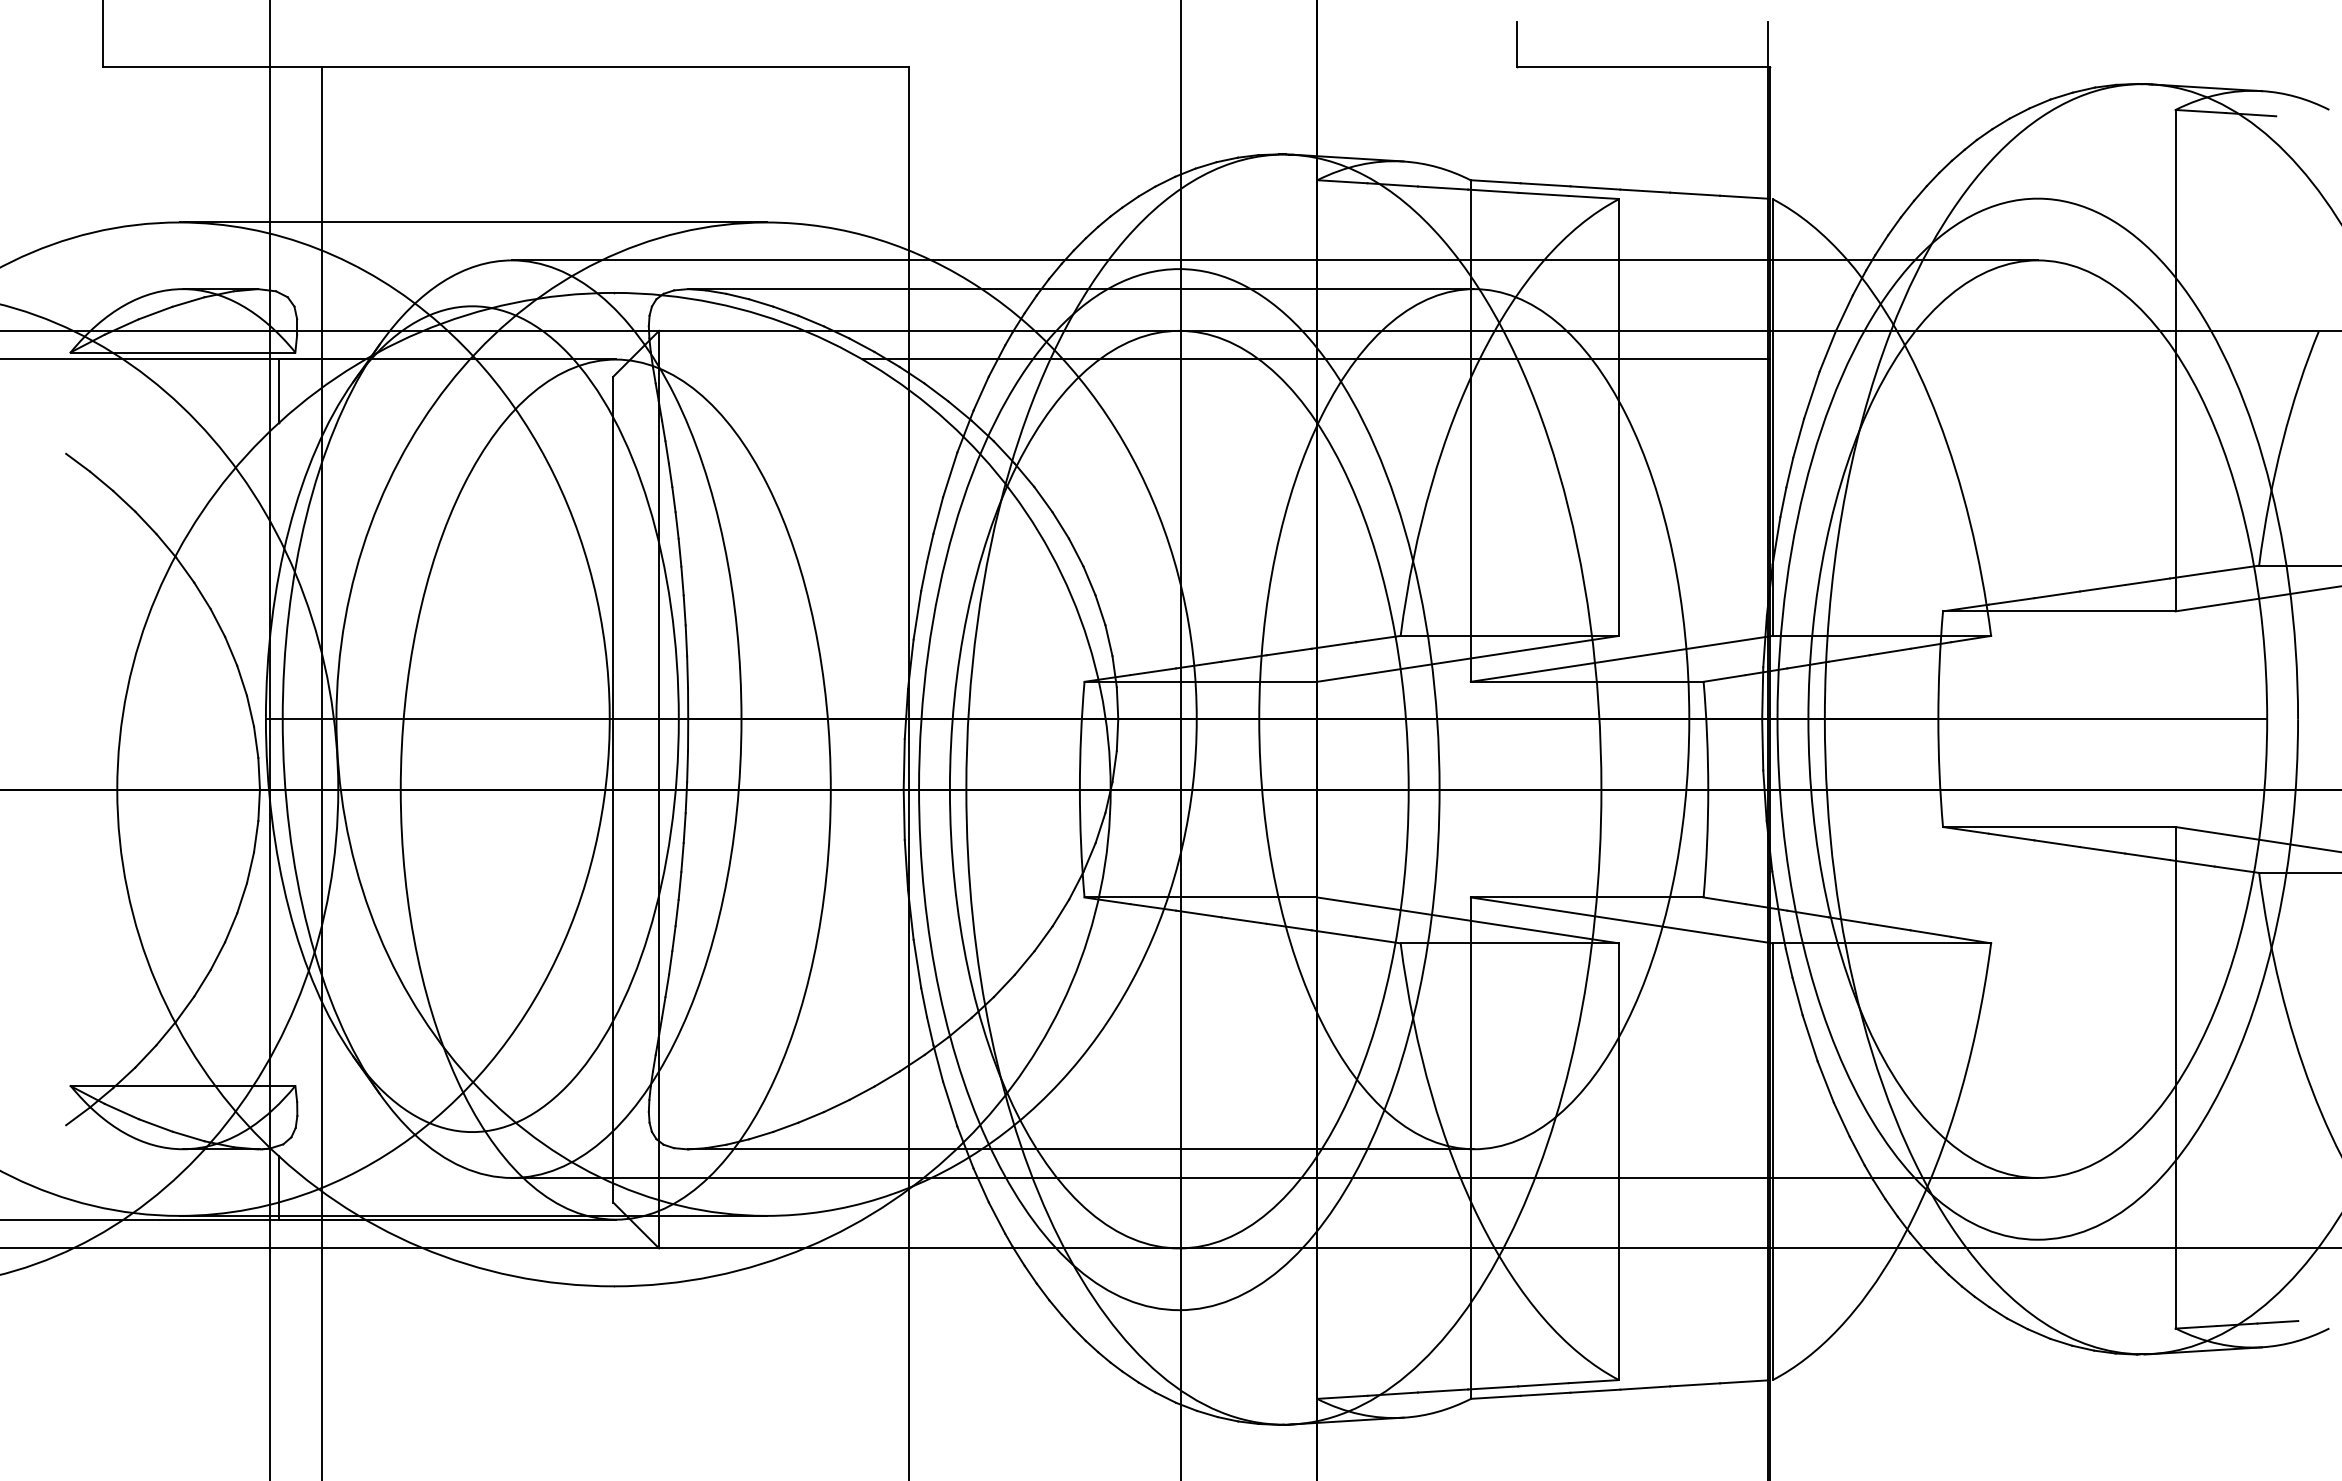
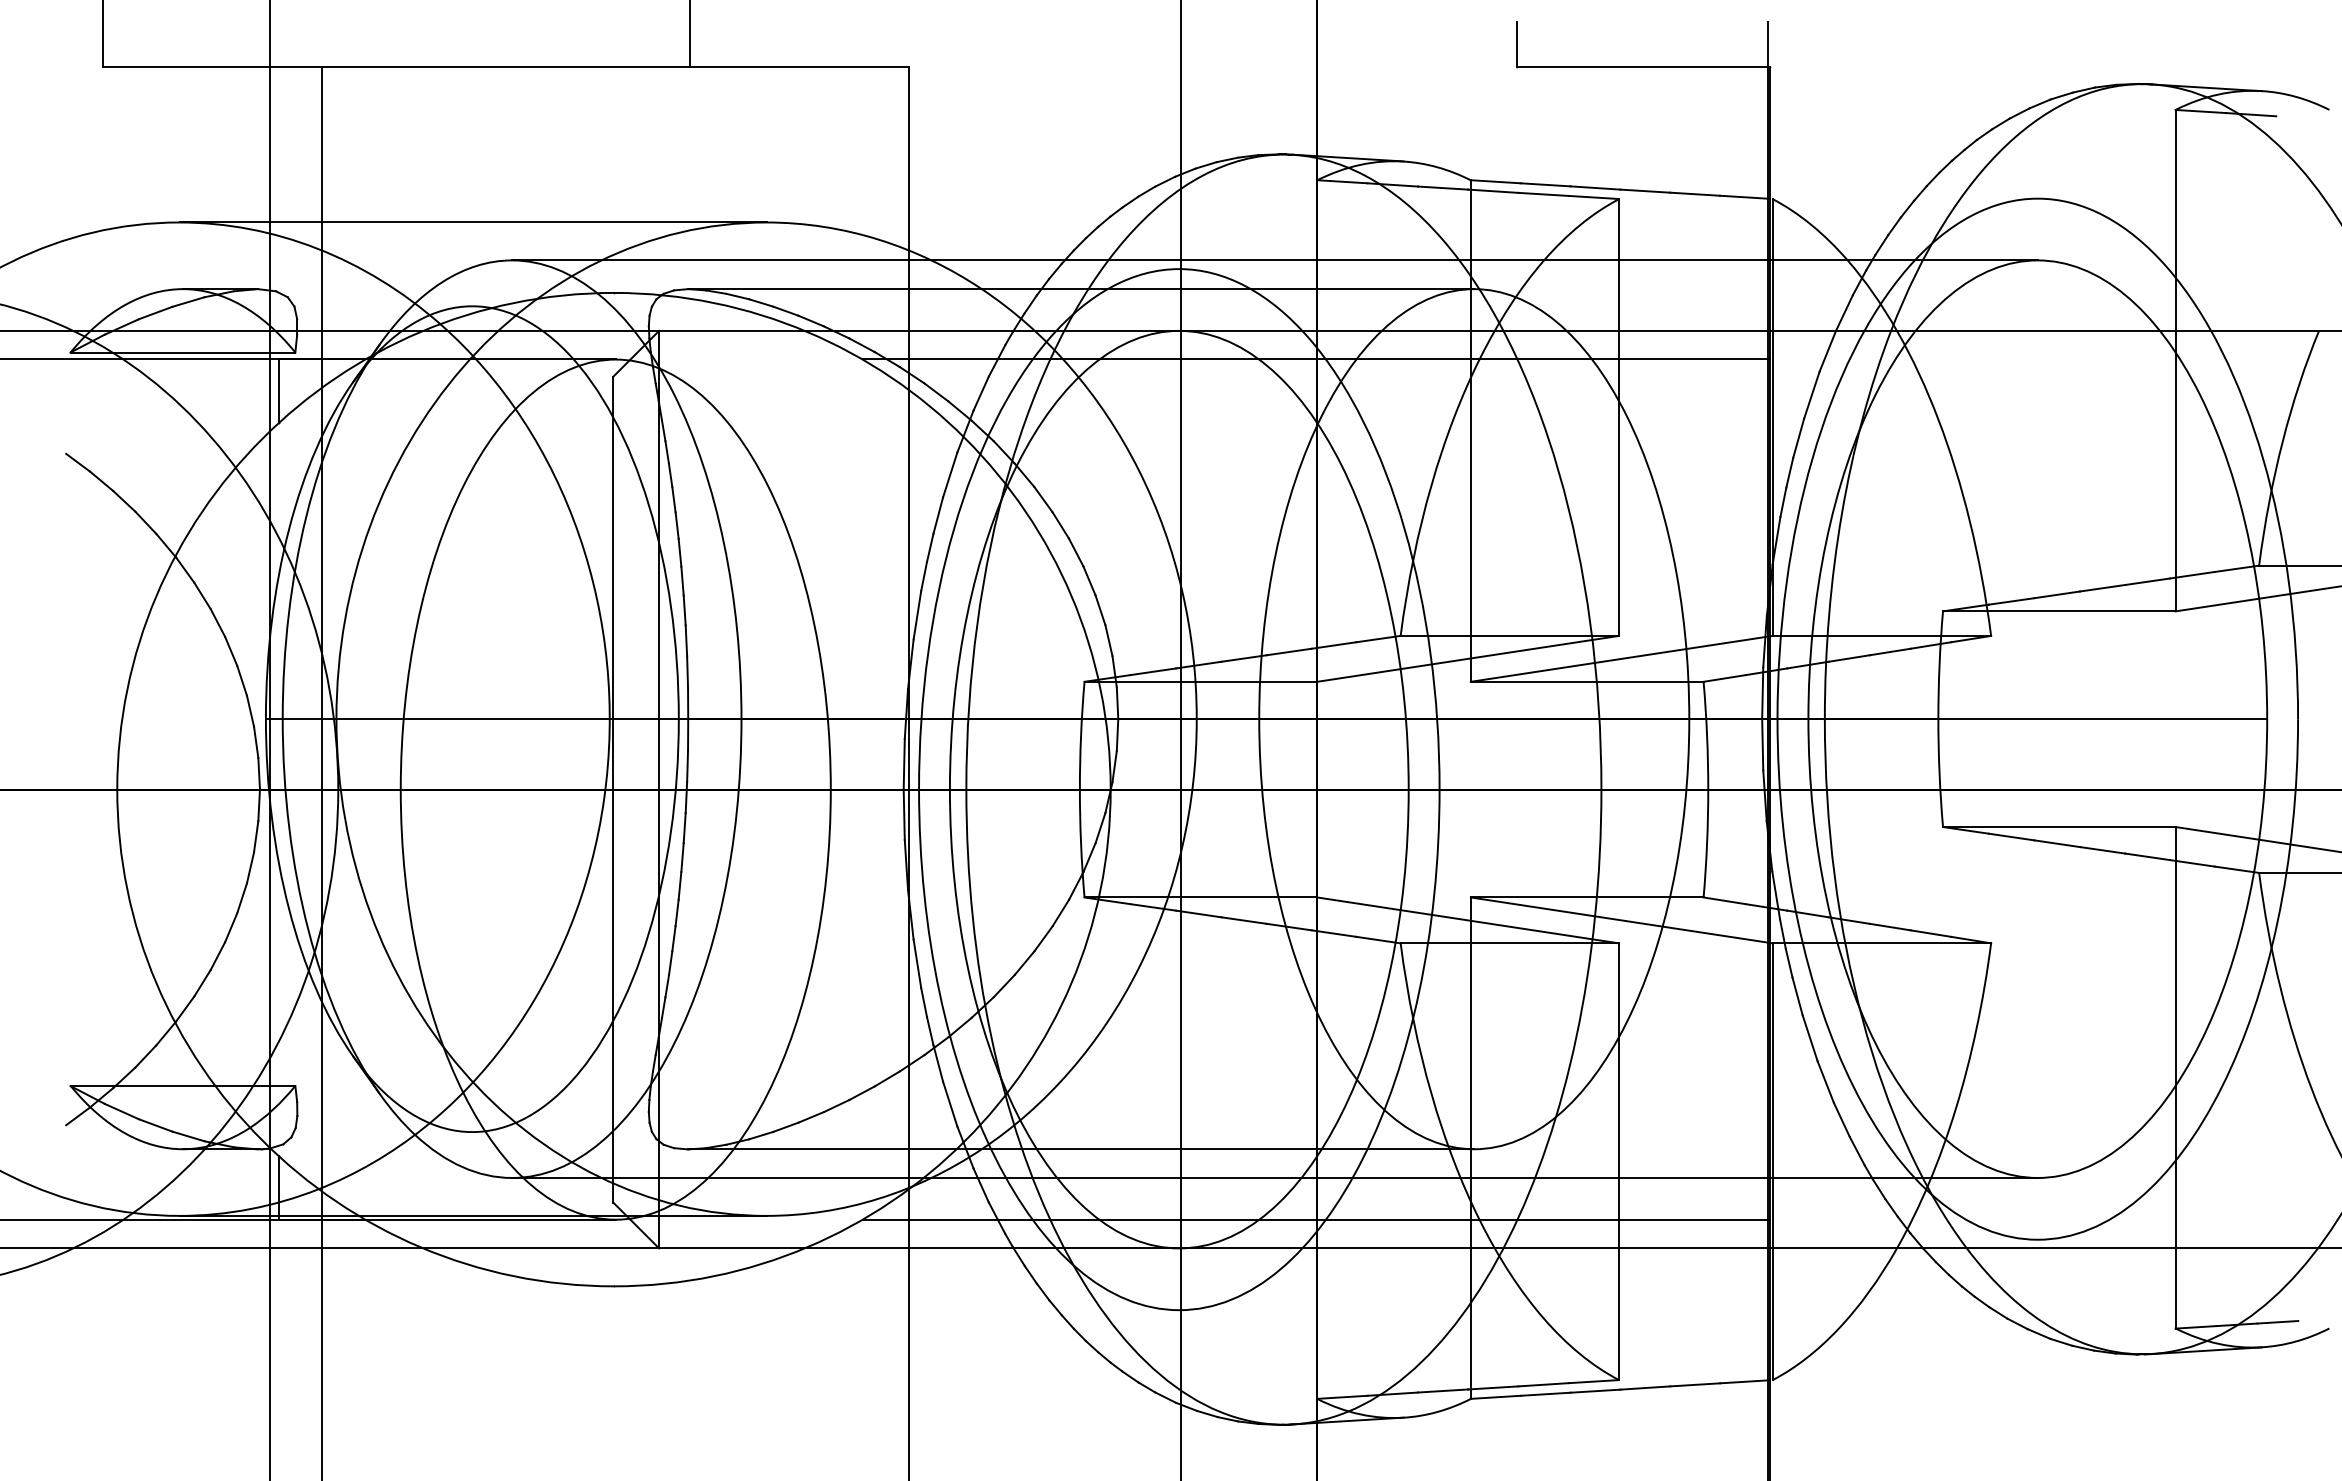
line: none -> present (690, 34)
line: none -> present (1315, 1219)
